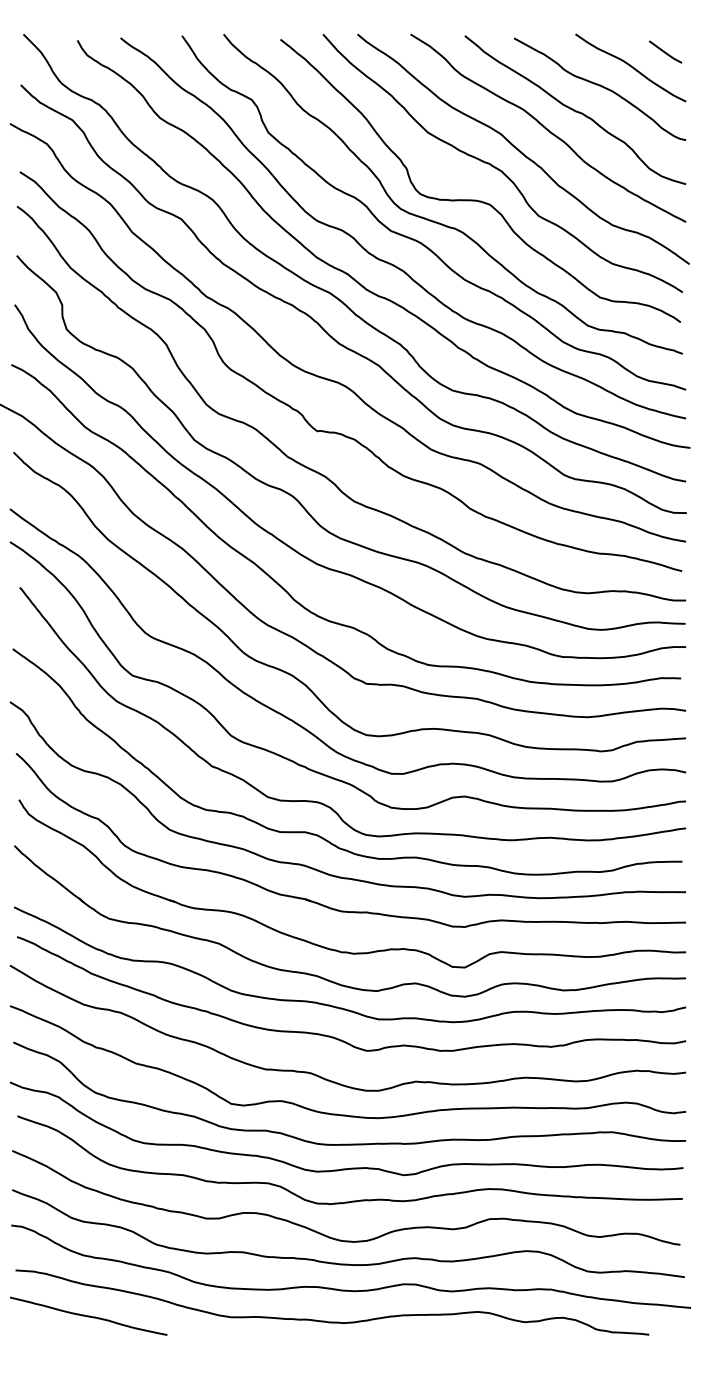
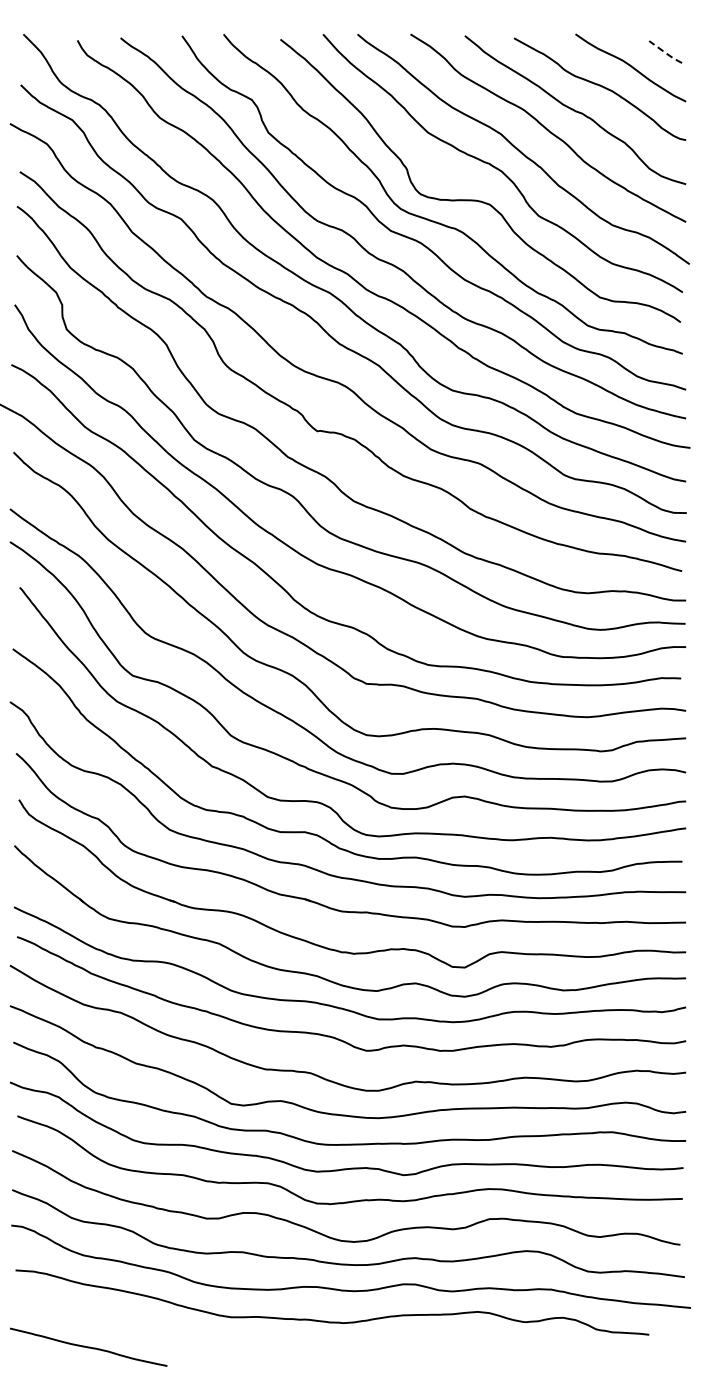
line: solid -> dashed (665, 53)
curve position: (88, 1315) -> (88, 1346) (88, 1346)
